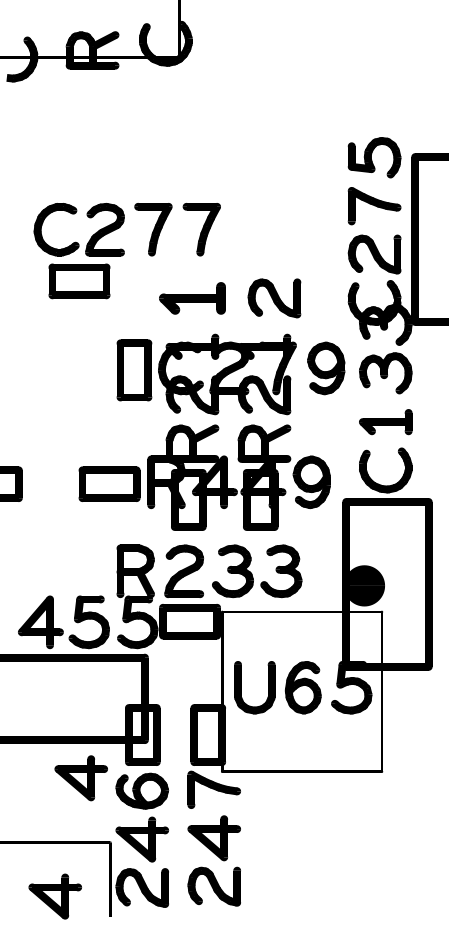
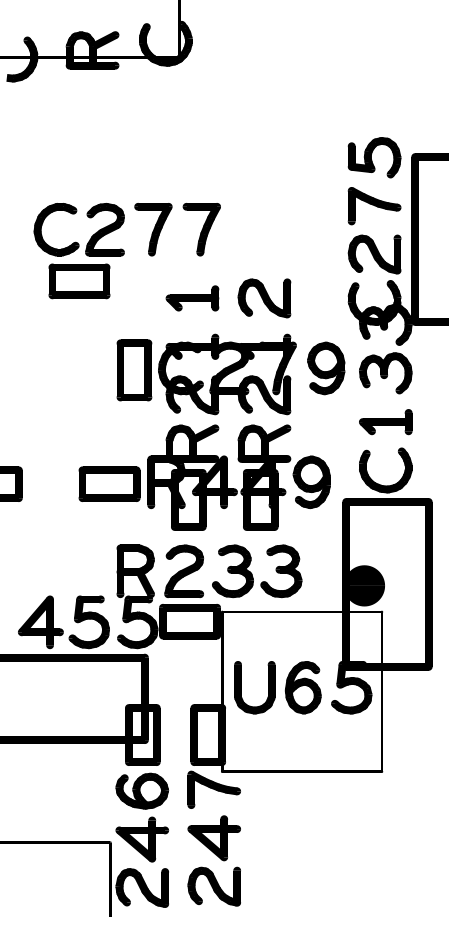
part size: 67x33 px -> 55x27 px (192, 298)
part position: (274, 298) -> (264, 298) (264, 298)
part: present -> none (80, 778)
part: present -> none (55, 896)
